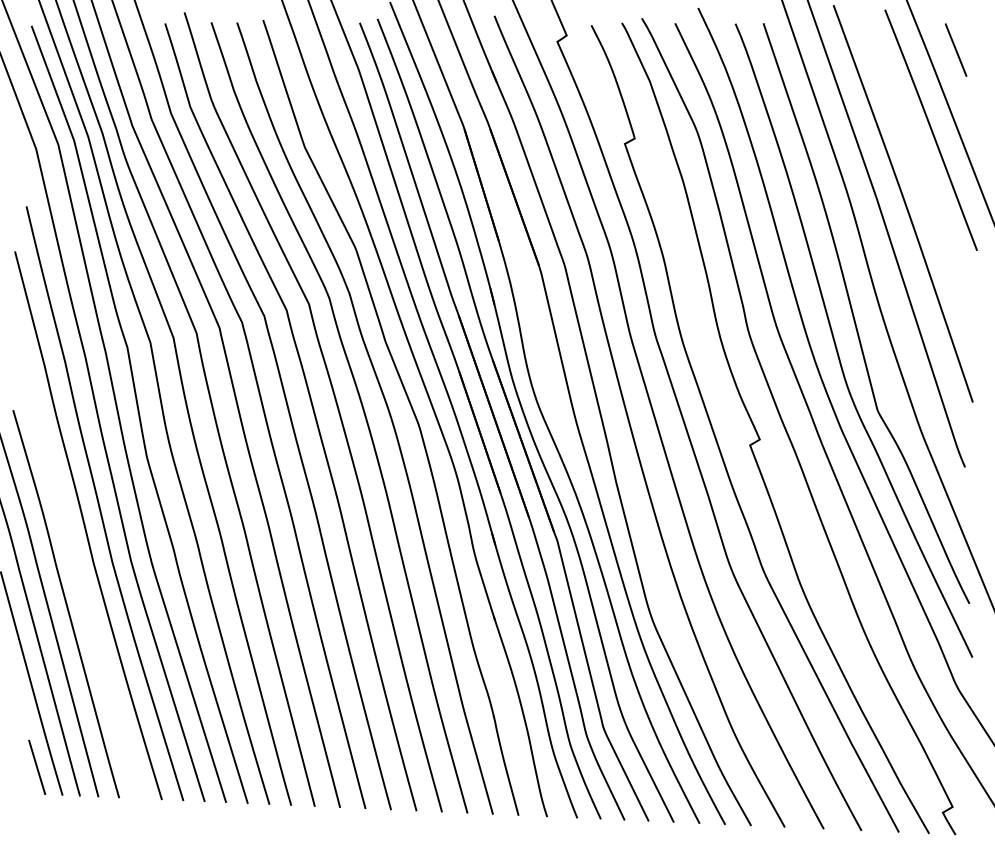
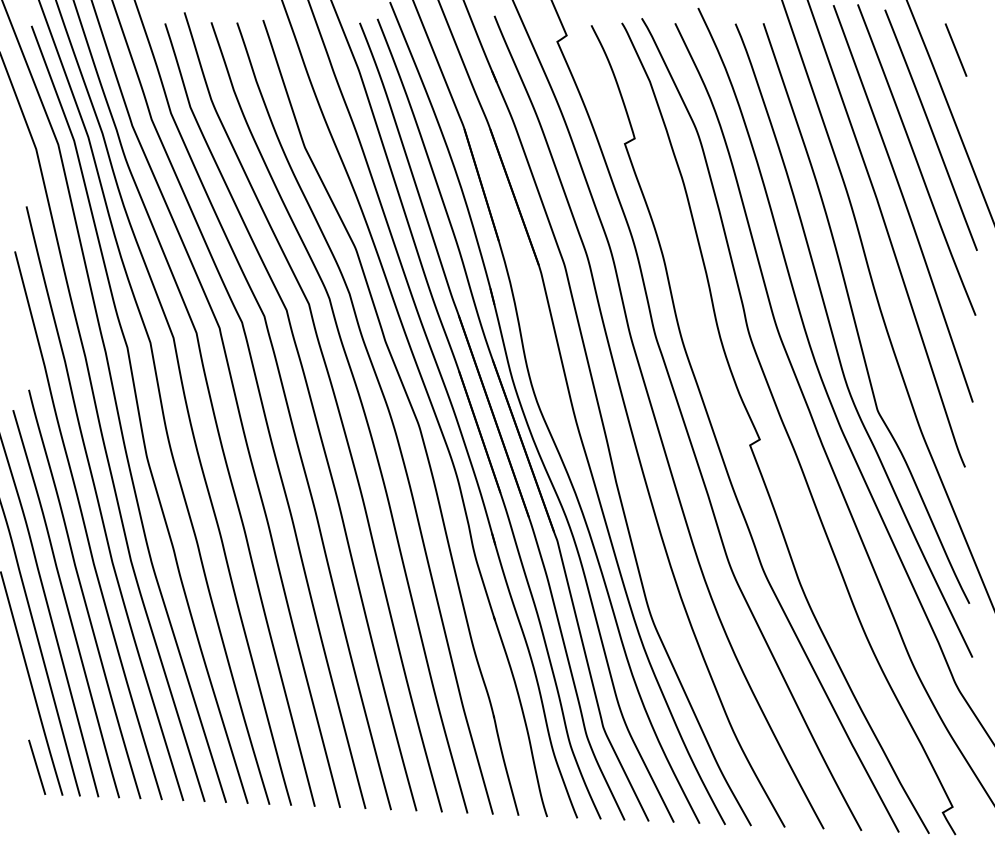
curve: none -> present (916, 159)
curve: none -> present (83, 594)
